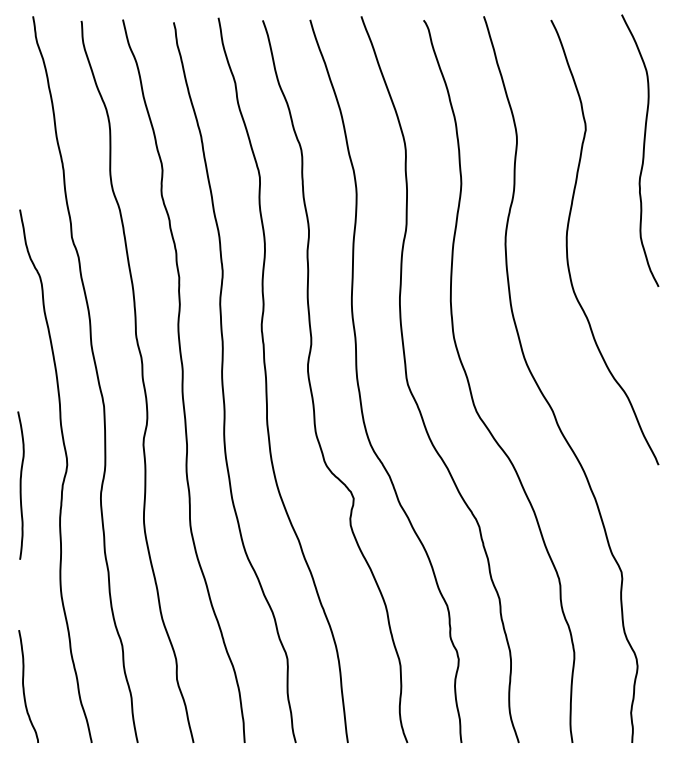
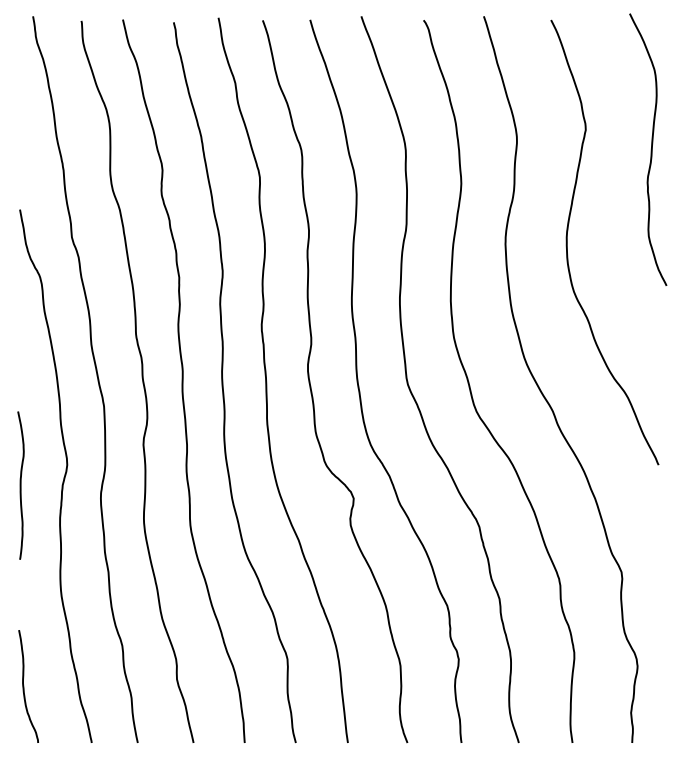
curve position: (642, 150) -> (650, 149) (650, 149)
